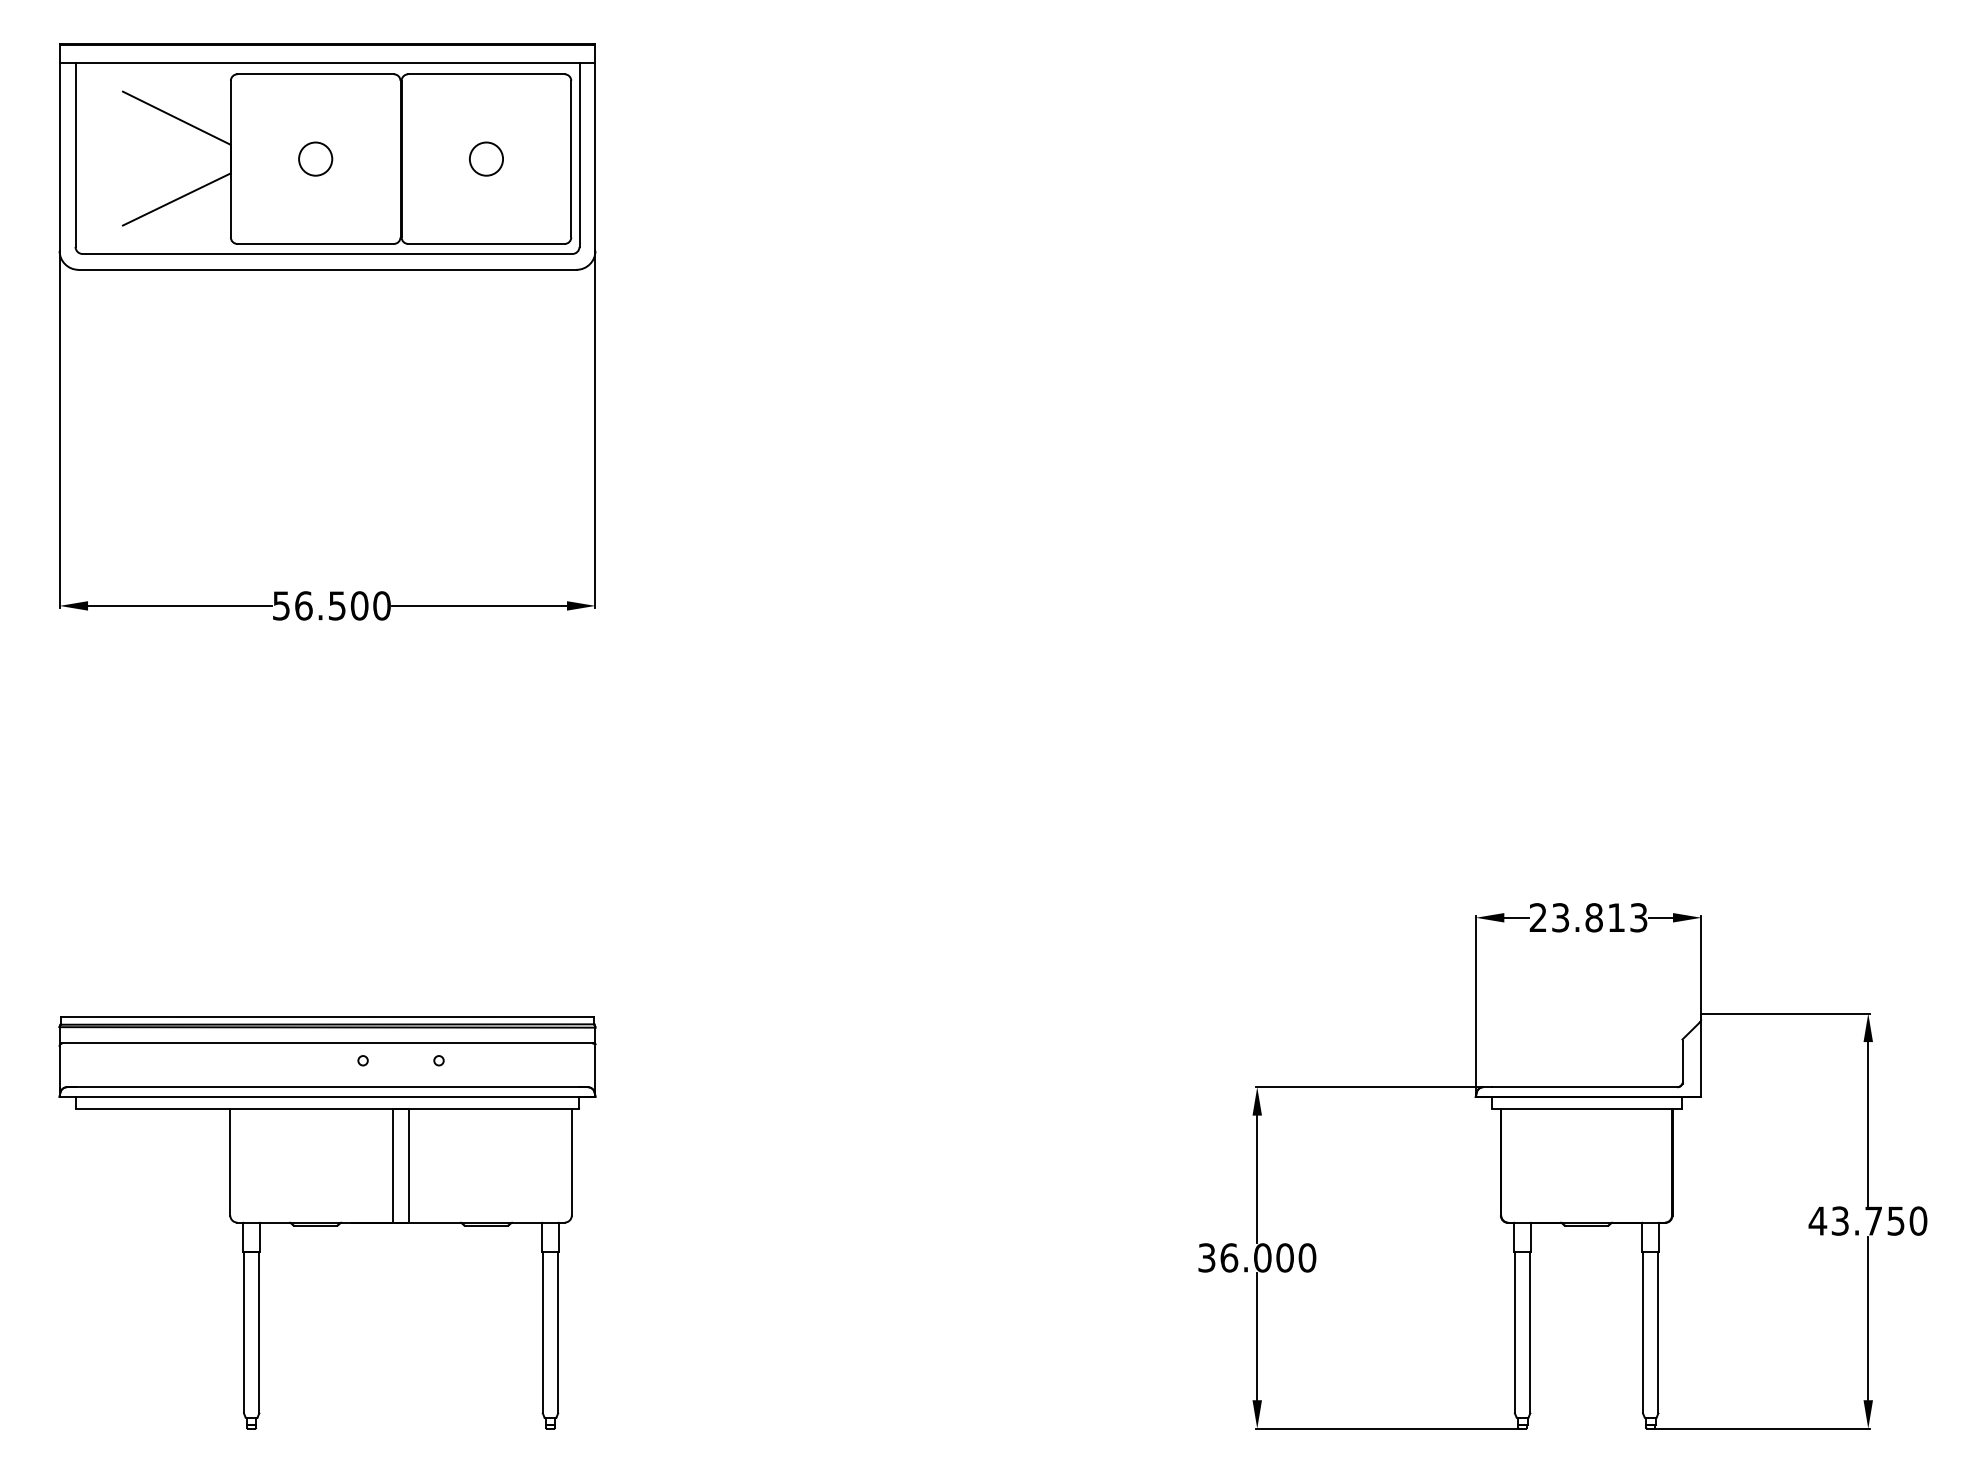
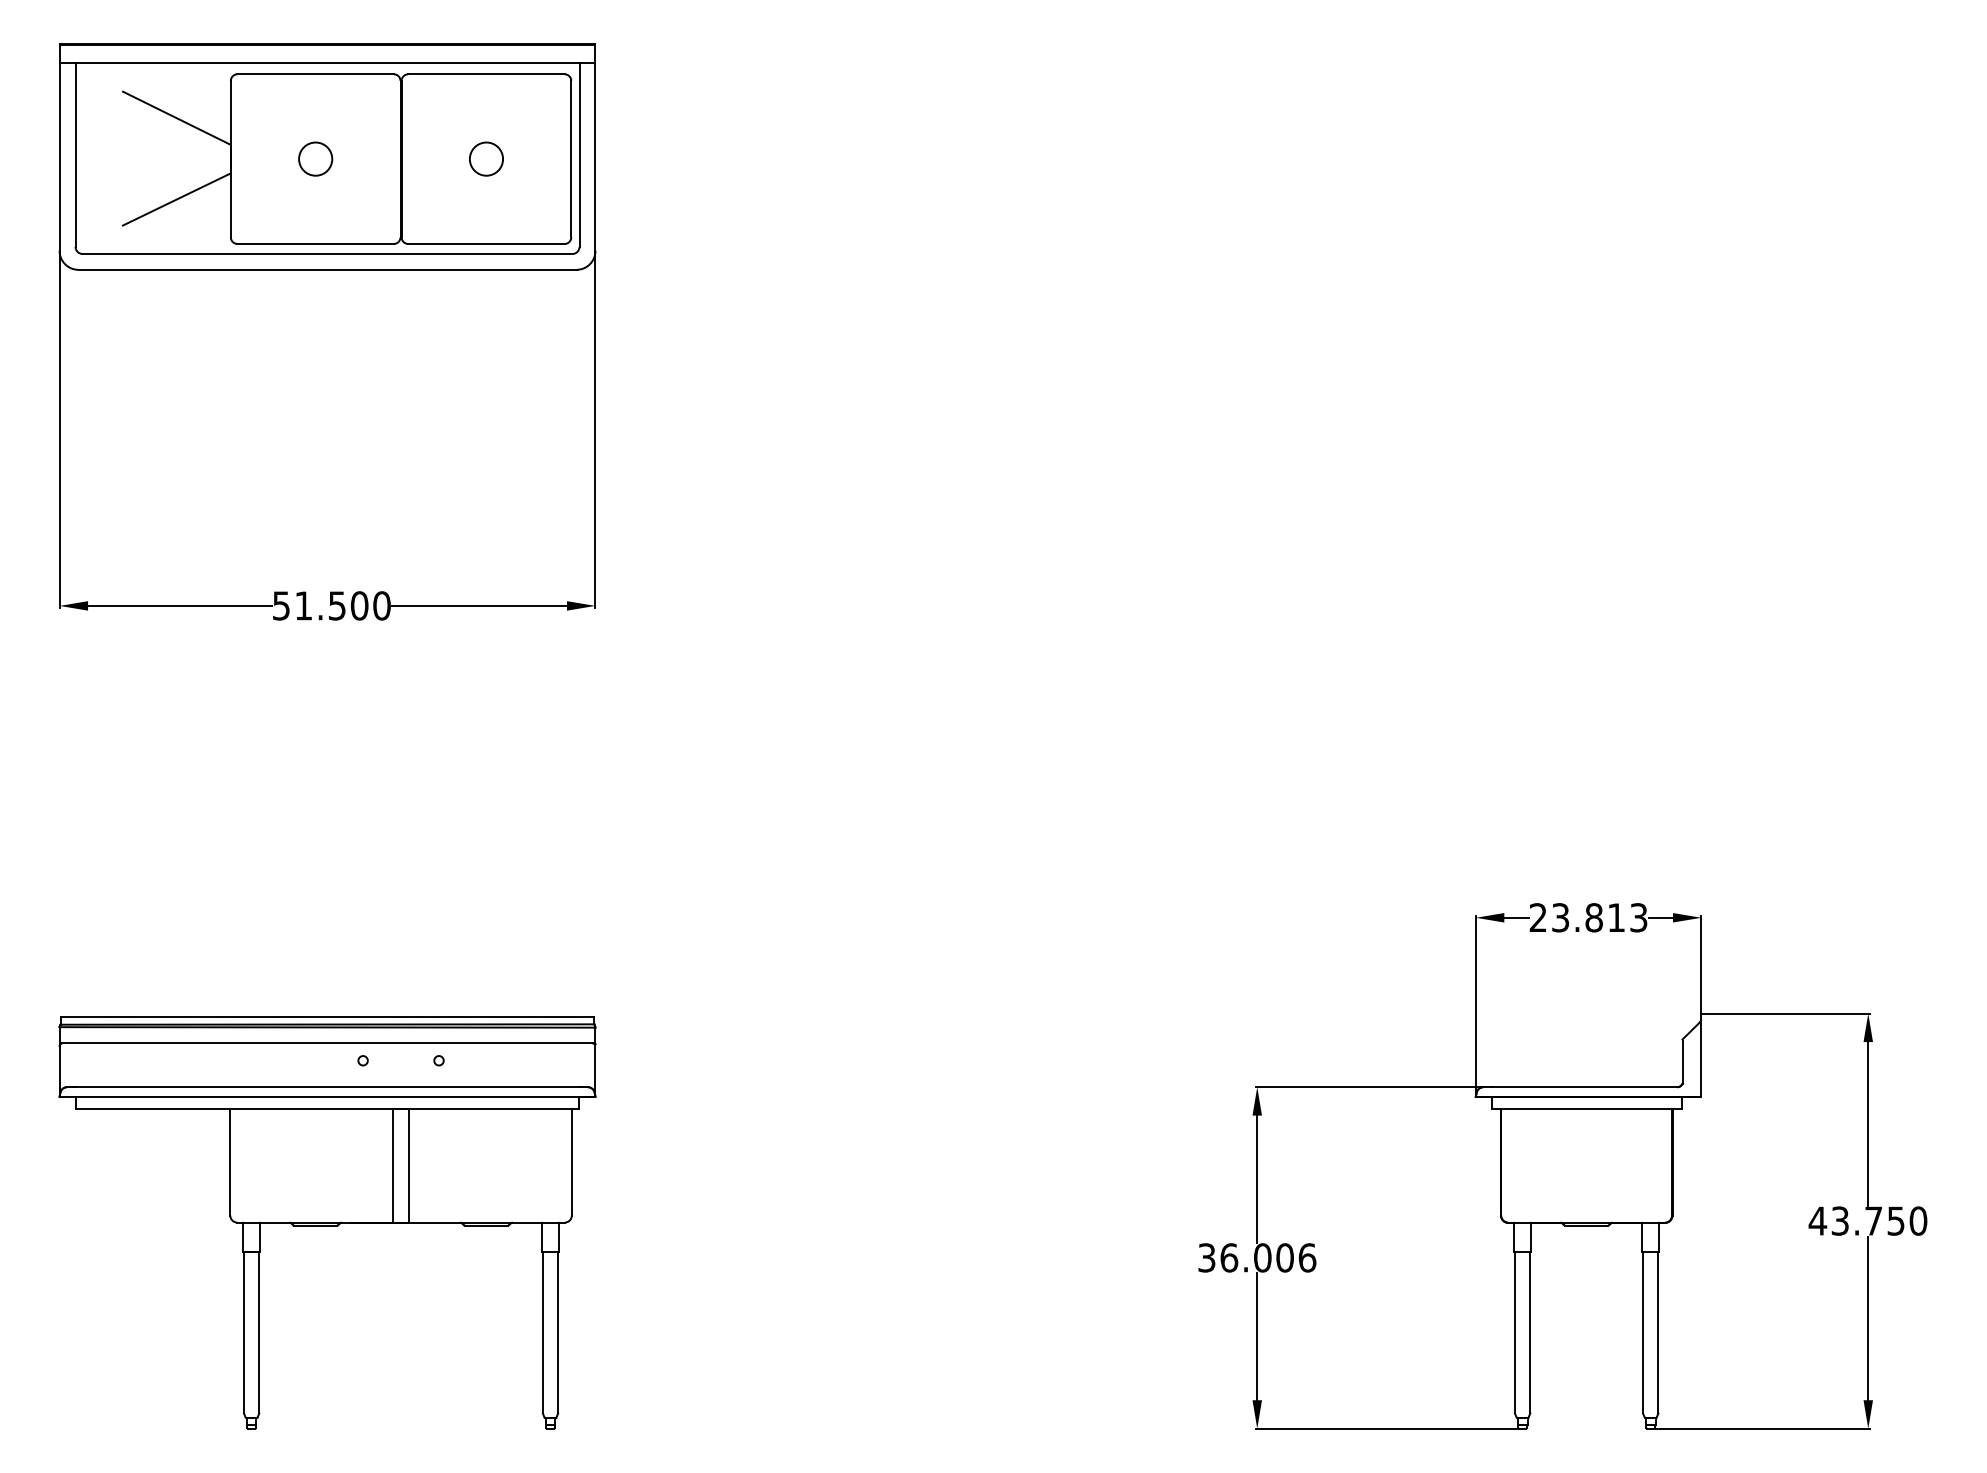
text: 56.500 -> 51.500 (303, 605)
text: 36.000 -> 36.006 (1307, 1257)
